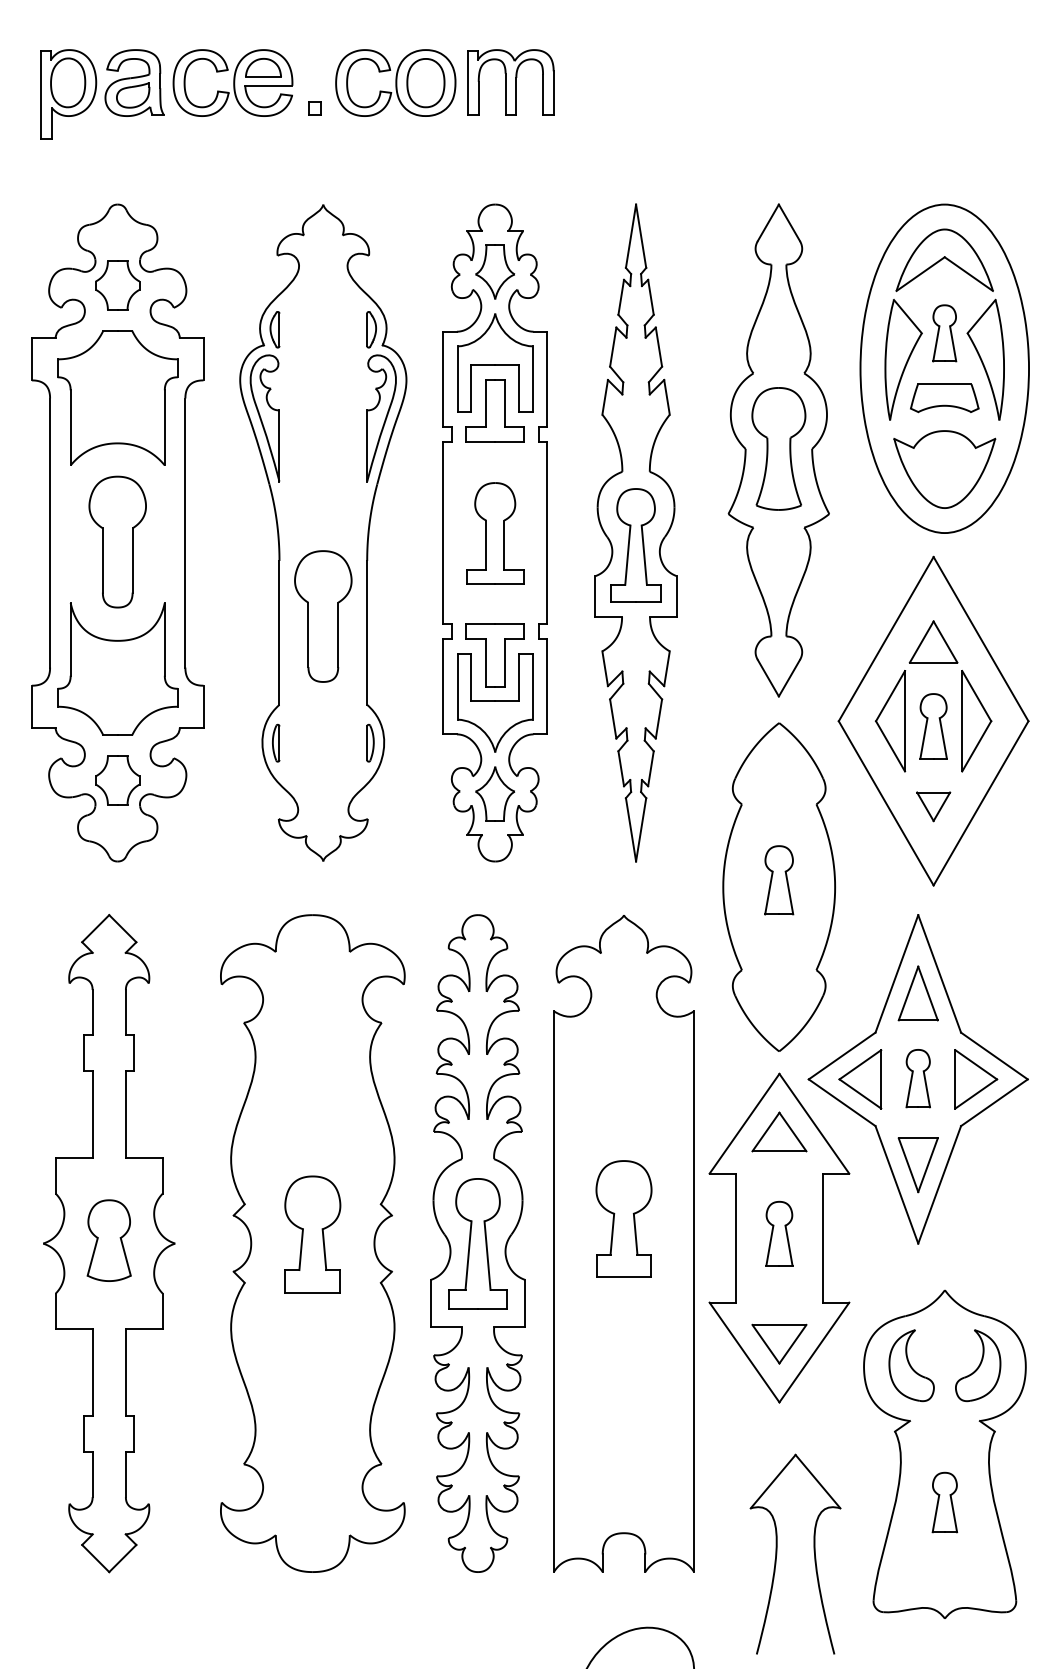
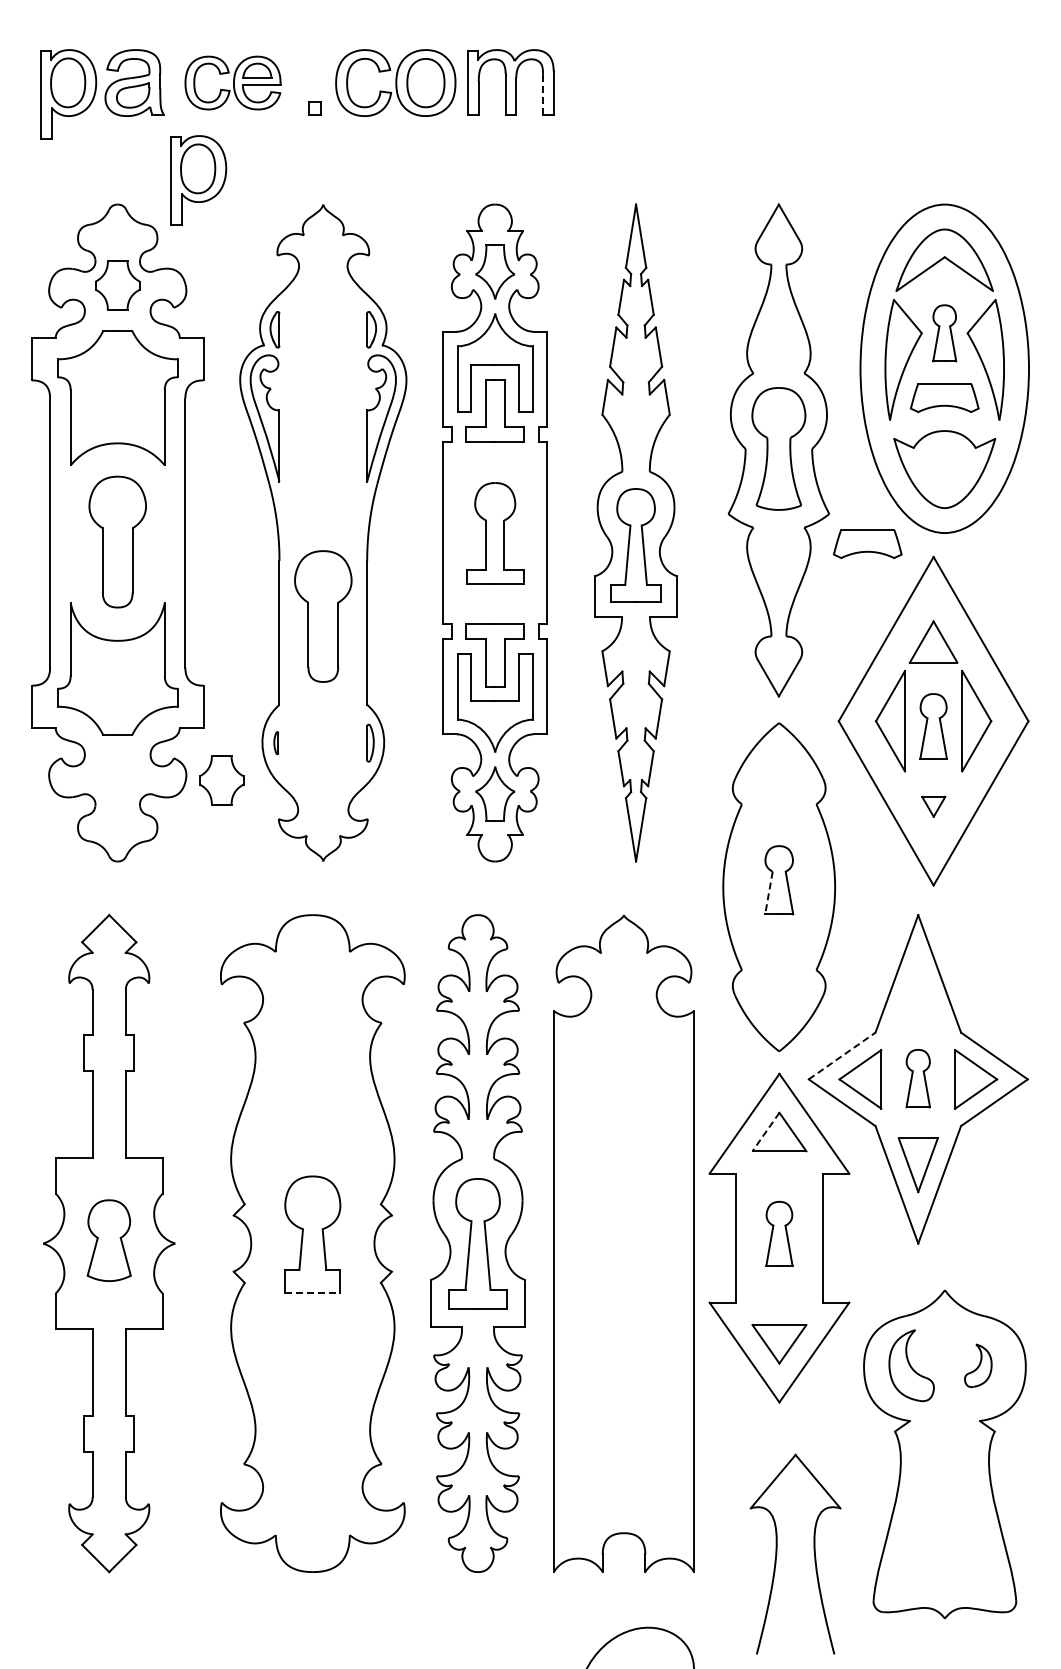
part size: 122x68 px -> 98x56 px (232, 82)
line: solid -> dashed (543, 94)
part: none -> present (198, 180)
part: none -> present (867, 544)
part size: 9x40 px -> 7x25 px (276, 743)
part position: (117, 780) -> (221, 780) (221, 780)
part size: 36x32 px -> 26x23 px (933, 806)
line: solid -> dashed (768, 893)
part: present -> none (917, 993)
line: solid -> dashed (842, 1056)
line: solid -> dashed (765, 1132)
part: present -> none (623, 1218)
line: solid -> dashed (313, 1292)
part size: 47x74 px -> 29x45 px (978, 1365)
part: present -> none (944, 1502)
